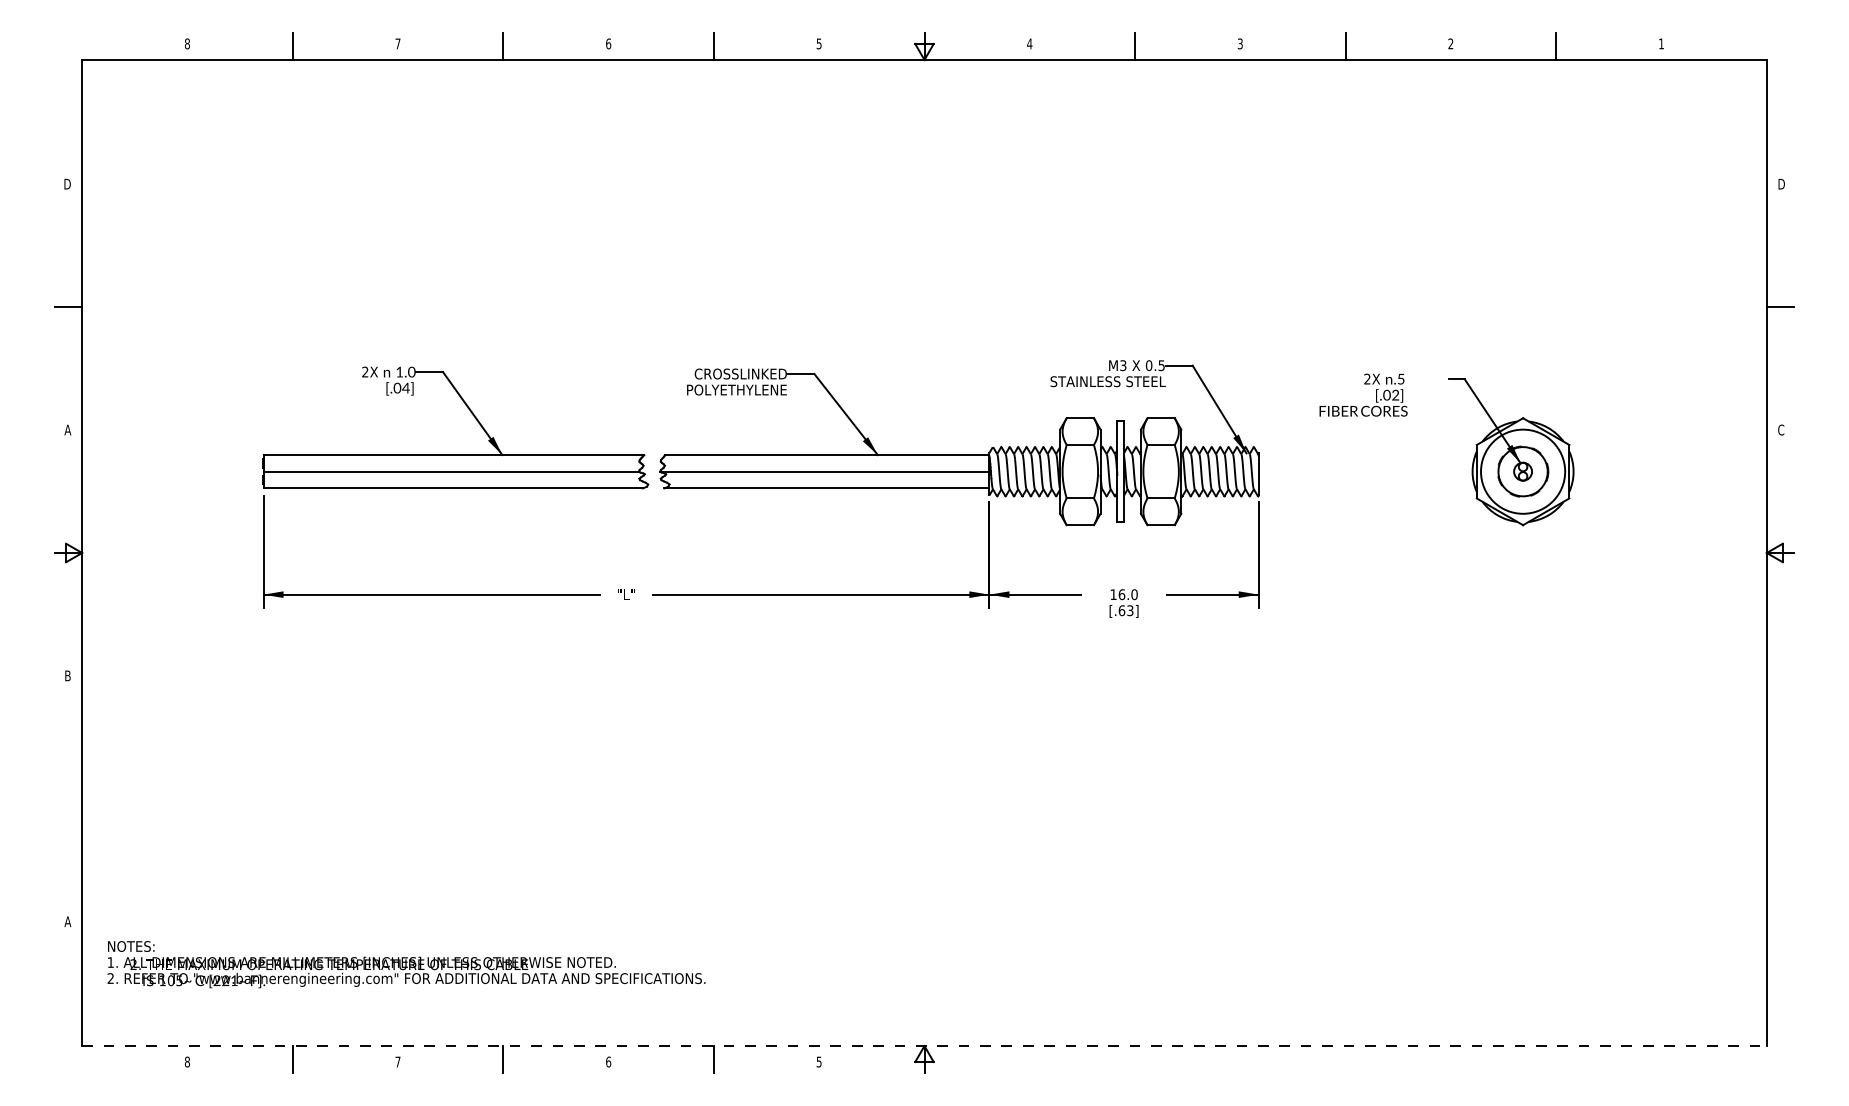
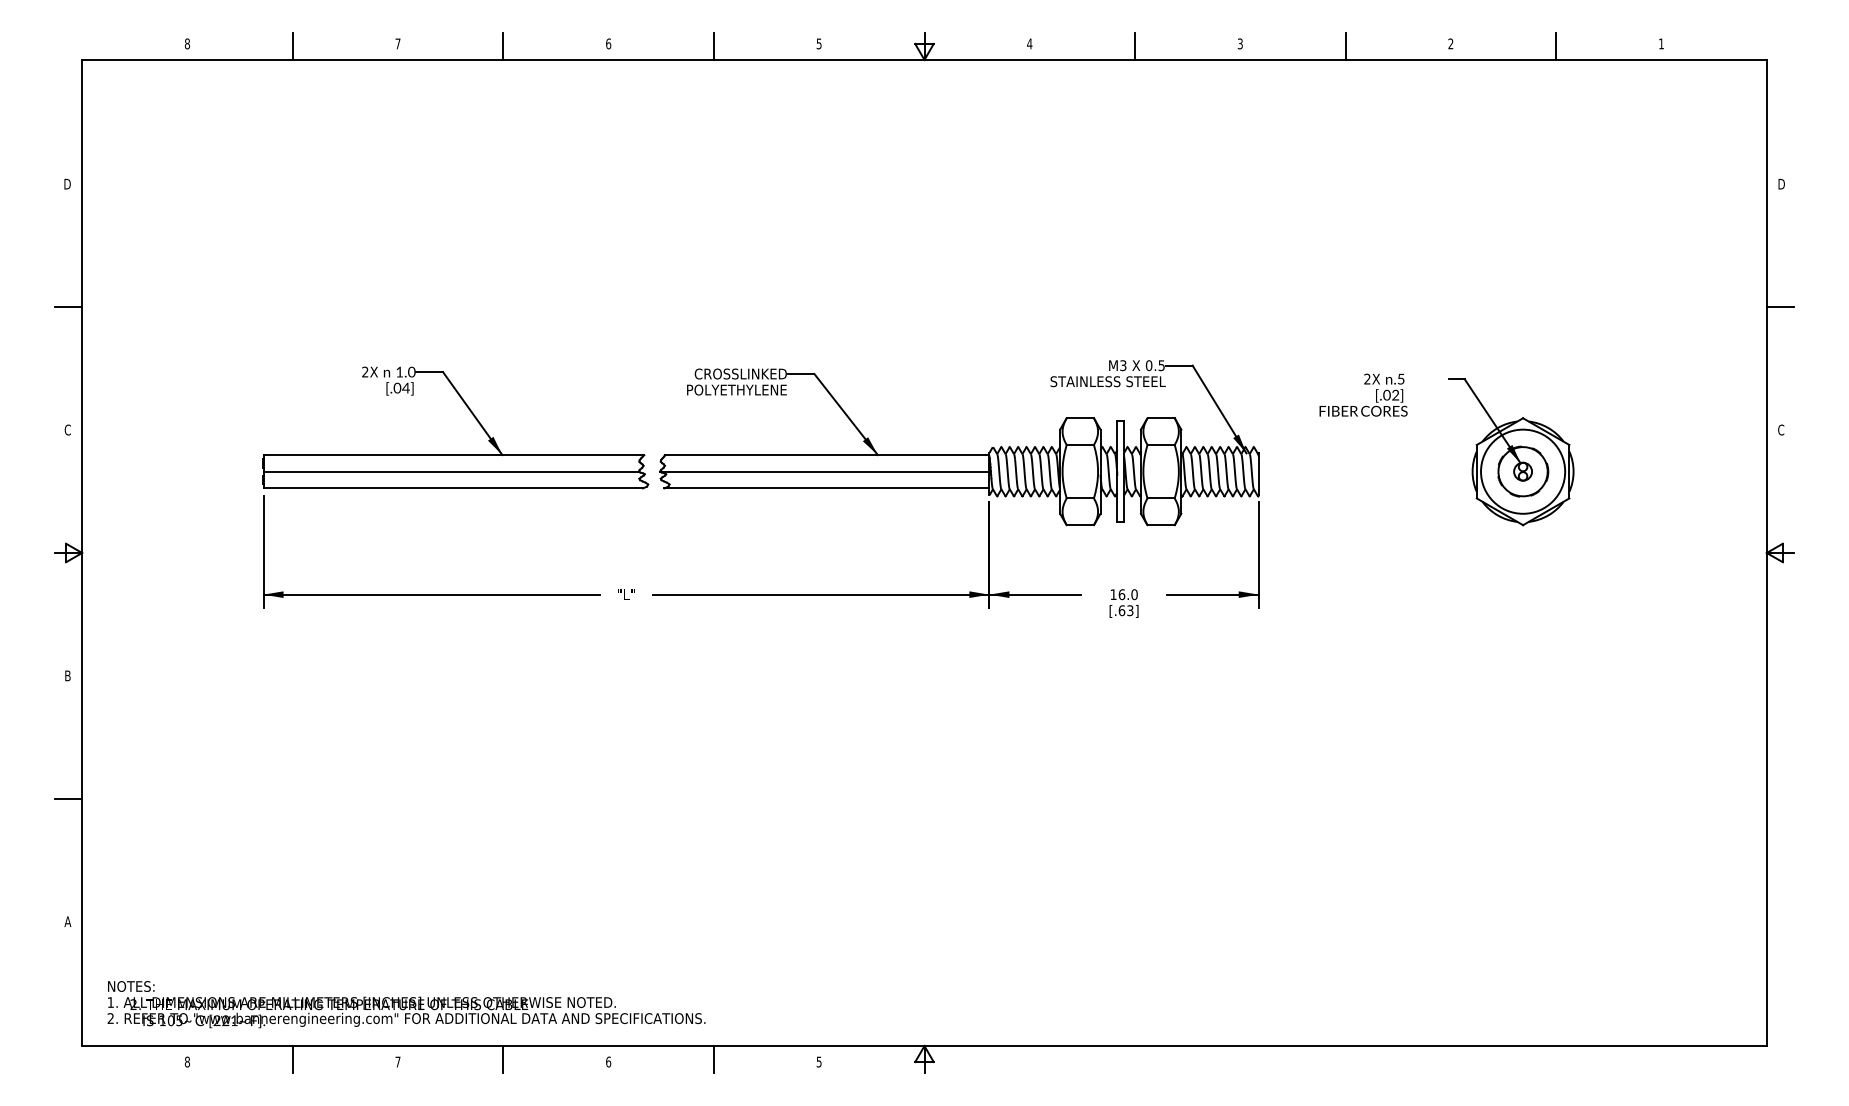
text: A -> C (67, 429)
line: none -> present (68, 798)
text position: (406, 964) -> (406, 1004) (406, 1004)
line: dashed -> solid (924, 1046)
